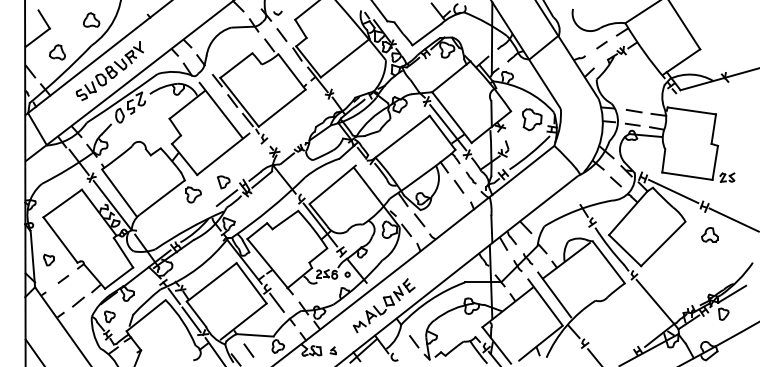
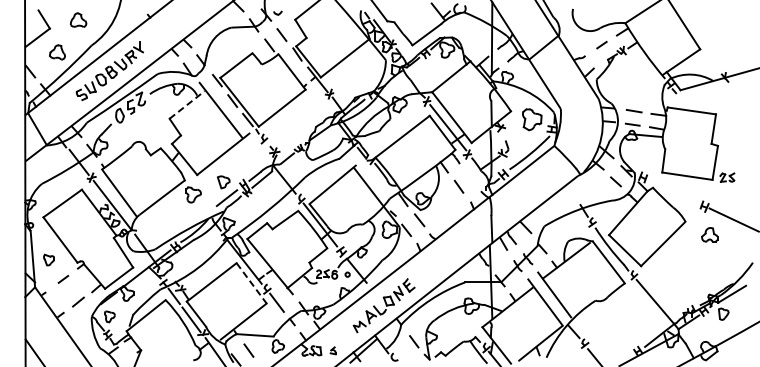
part position: (91, 19) -> (78, 19) (78, 19)
line: solid -> dashed (187, 104)
part: present -> none (470, 177)
line: present -> none (673, 191)
line: solid -> dashed (251, 283)
